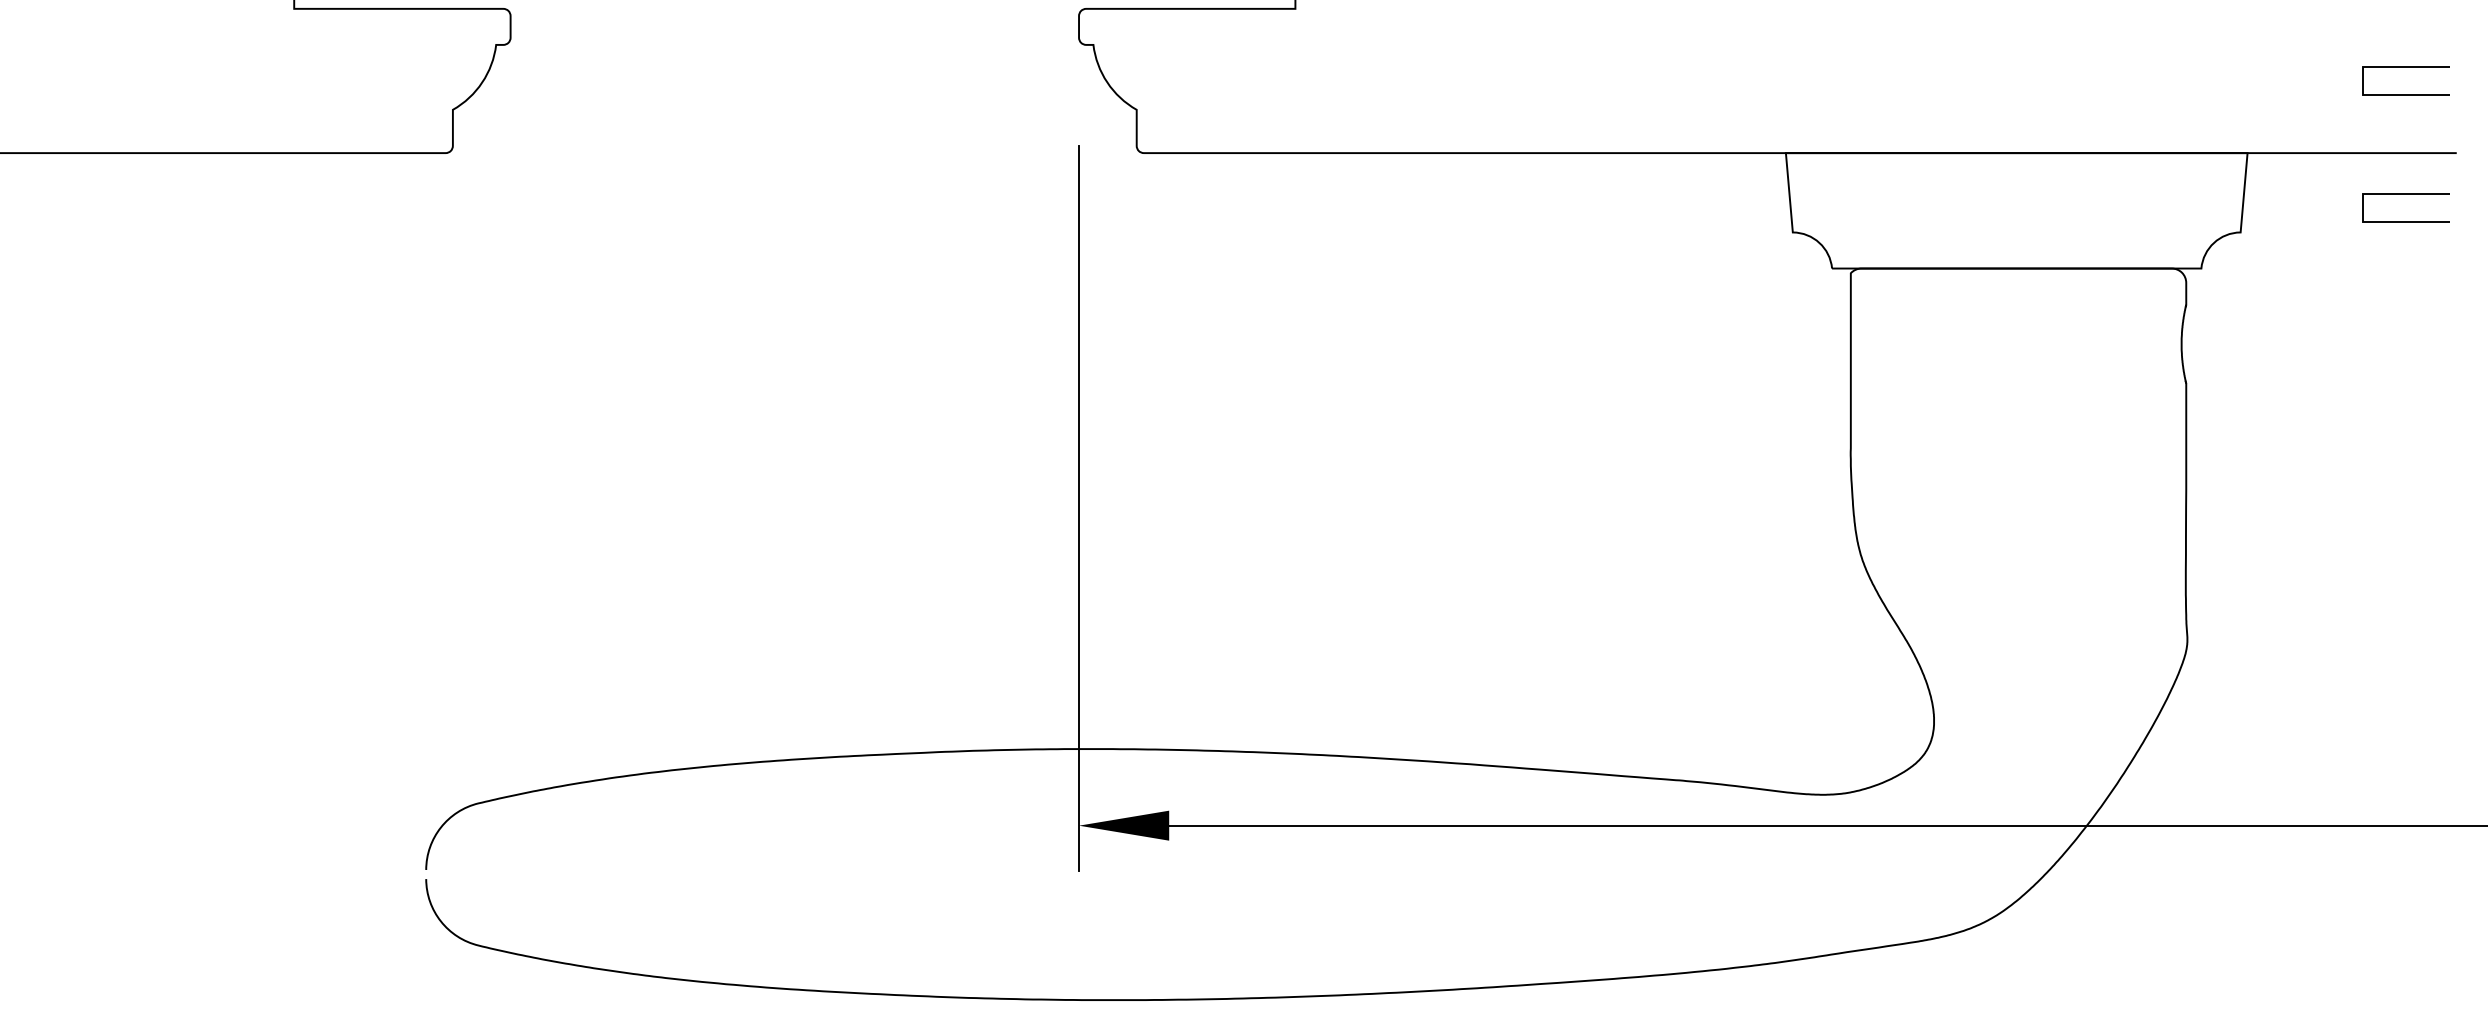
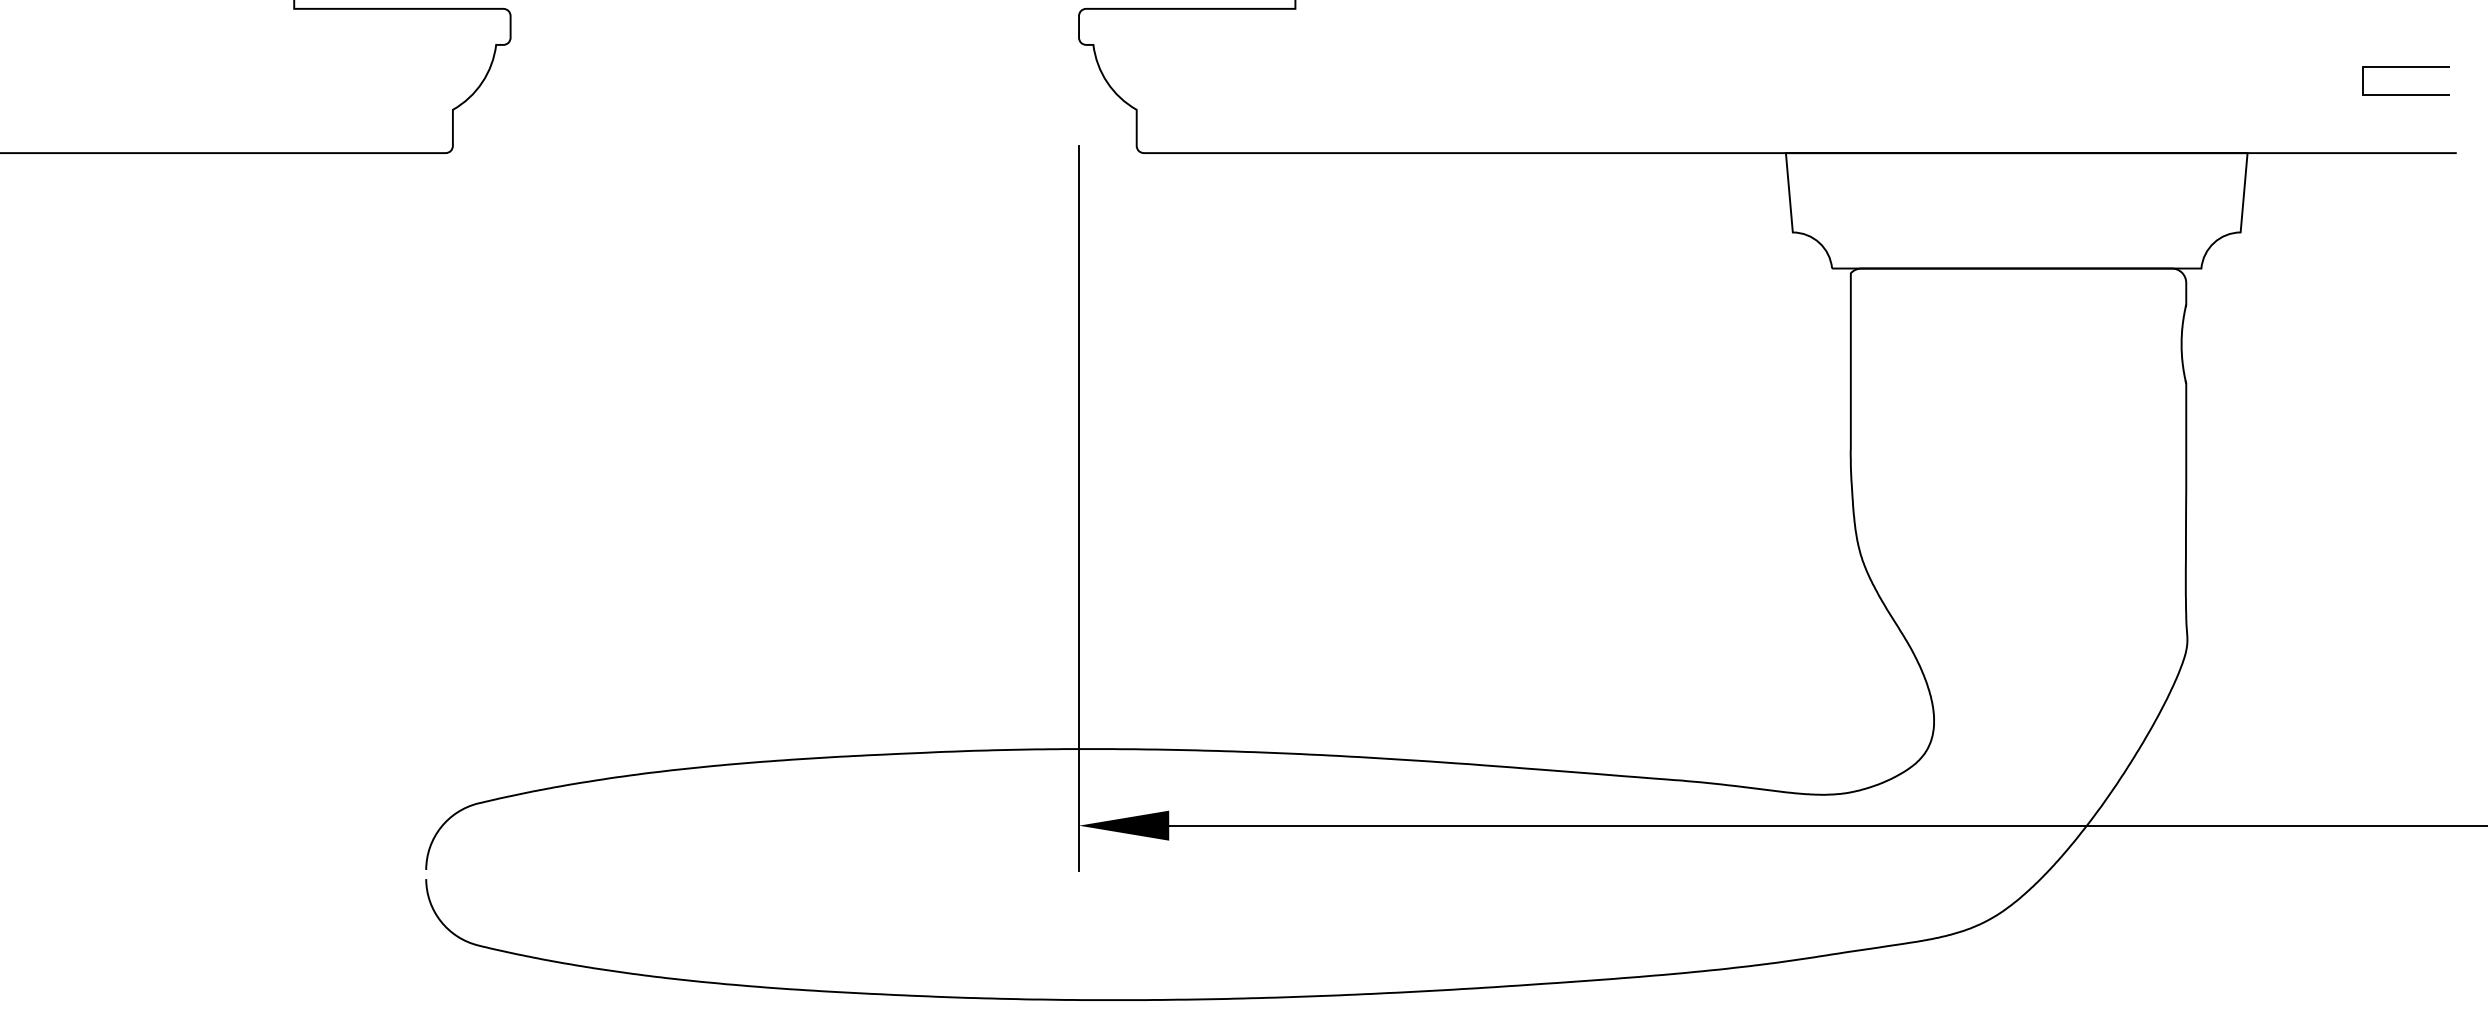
line: present -> none (2405, 194)
